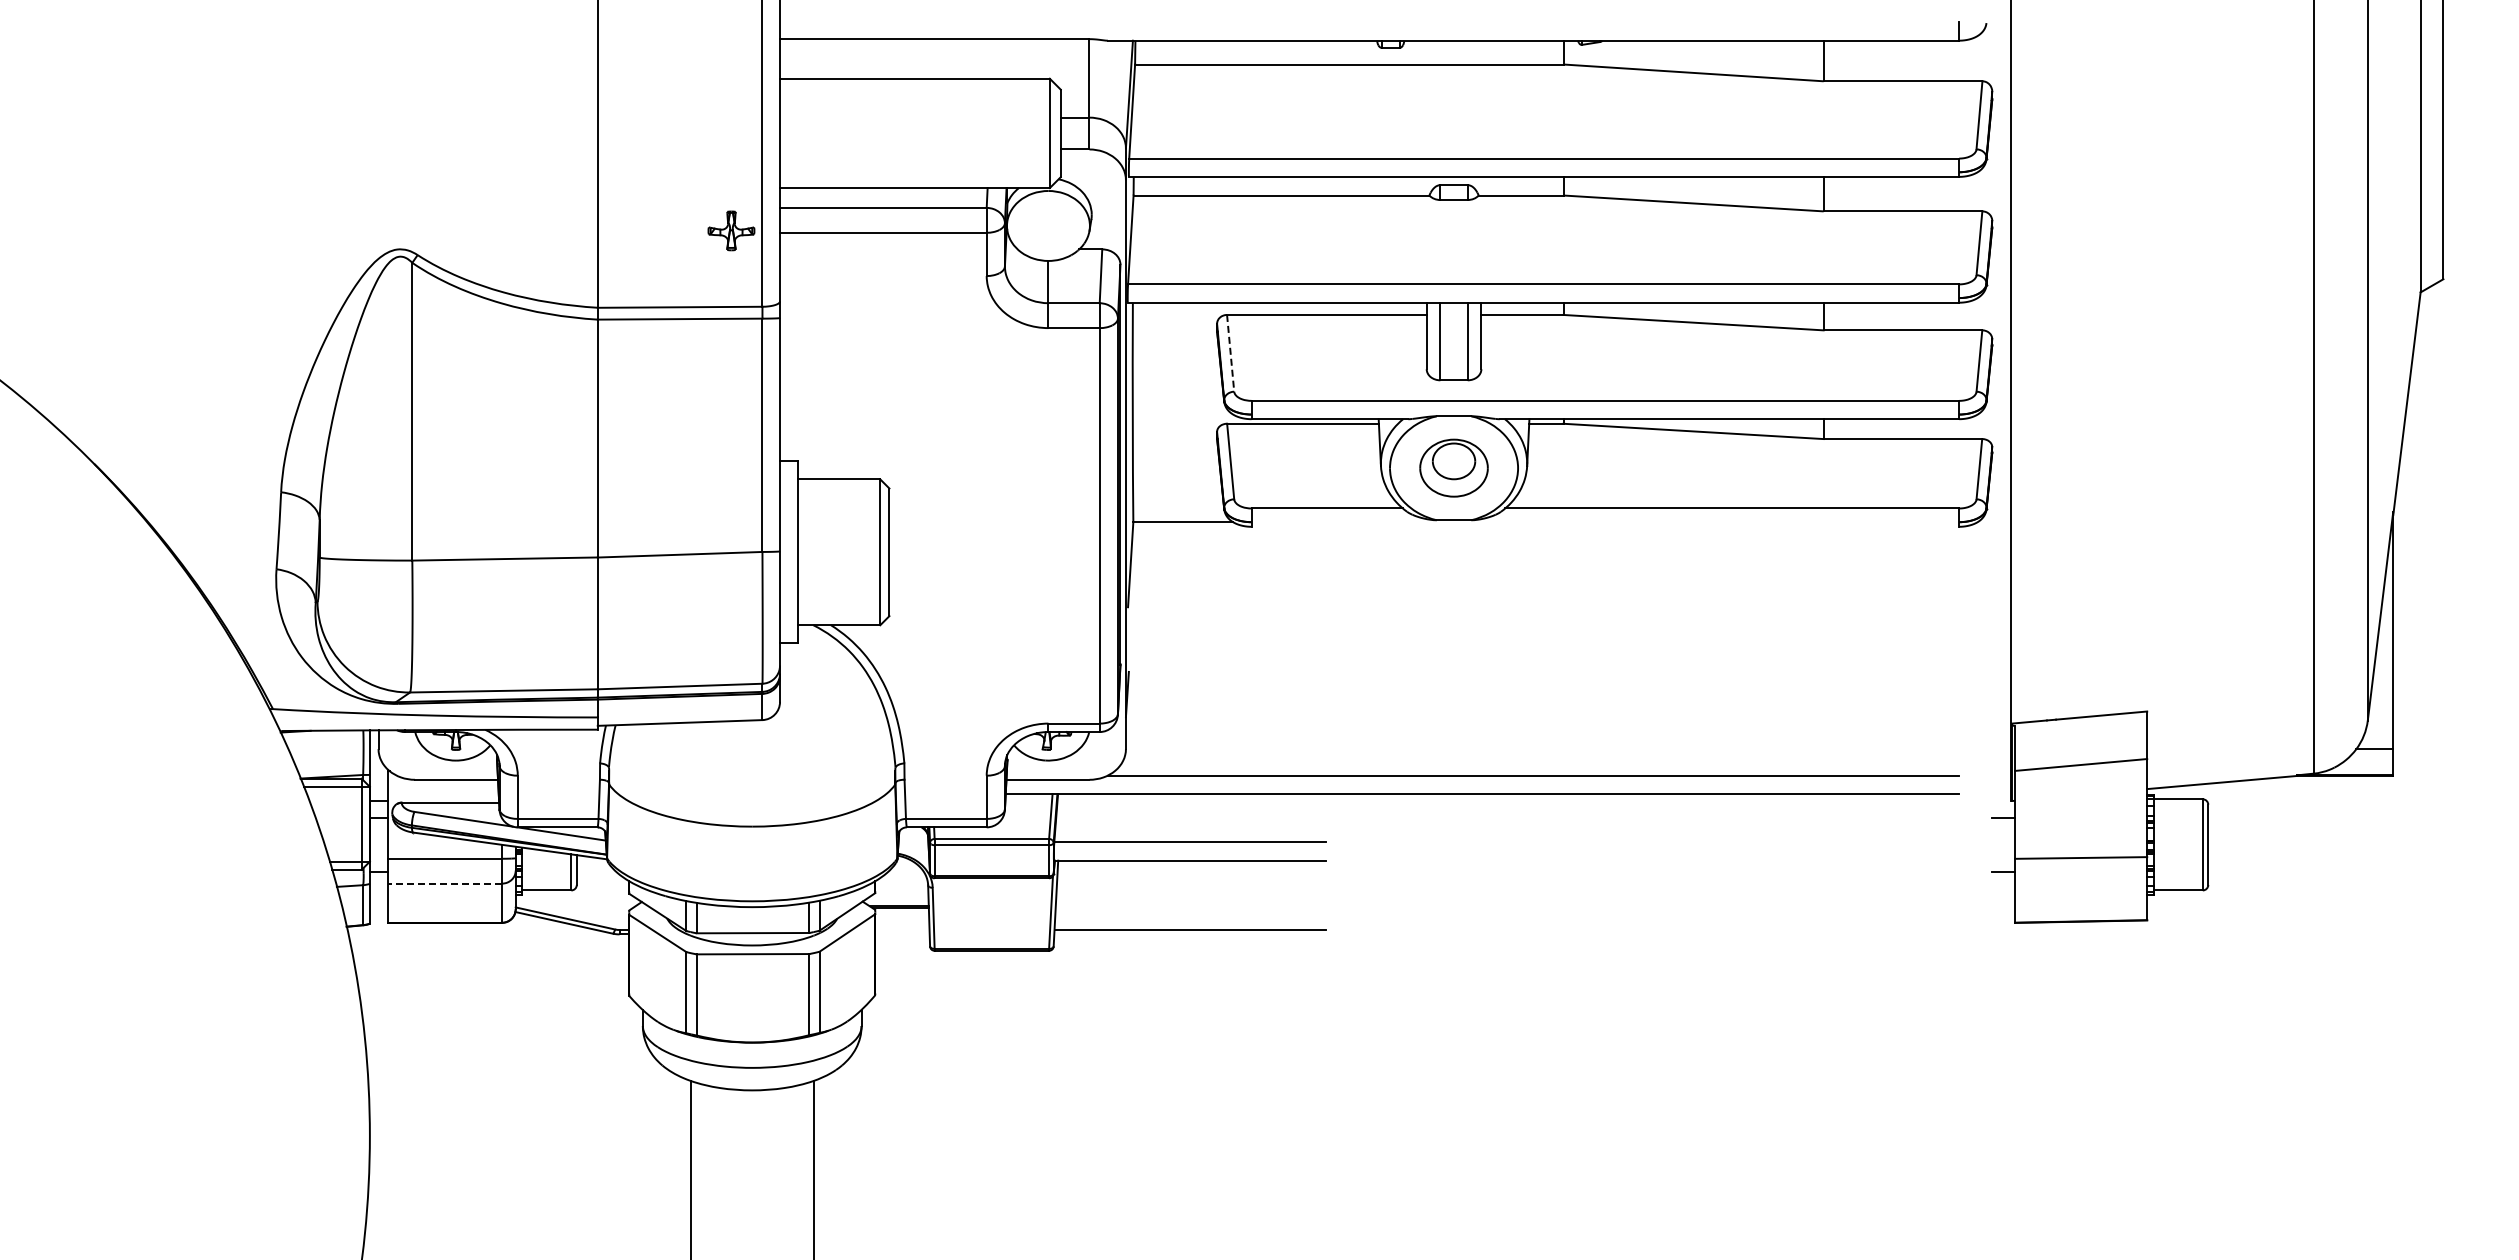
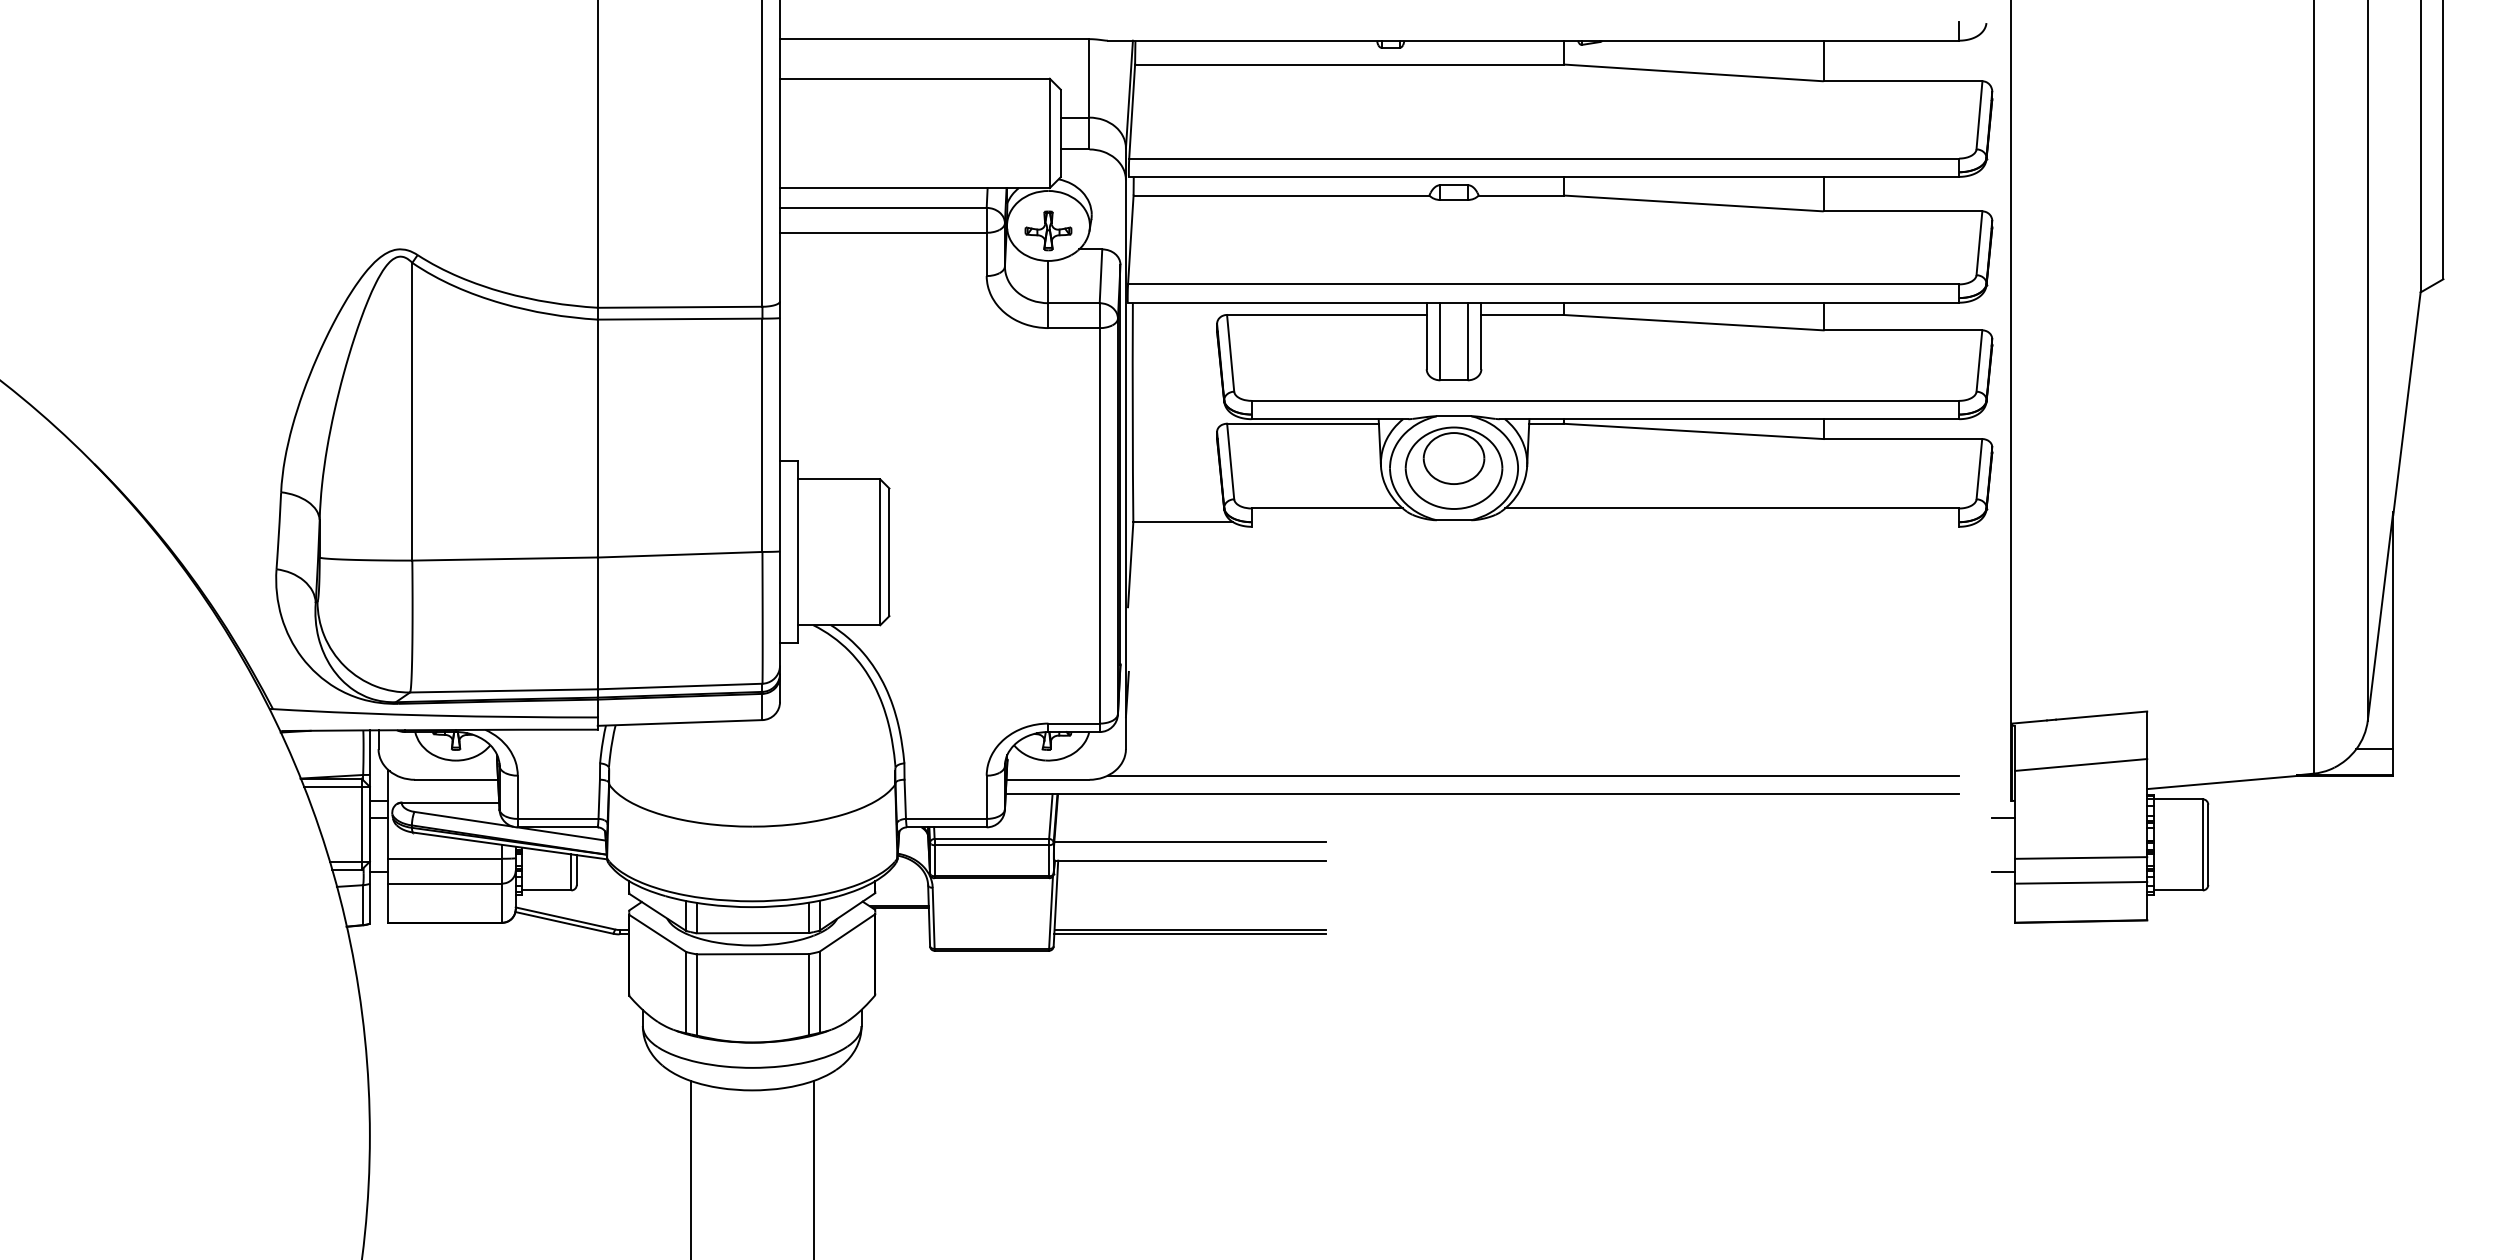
part position: (731, 230) -> (1048, 230) (1048, 230)
line: dashed -> solid (1230, 353)
part size: 70x60 px -> 100x84 px (1453, 467)
line: none -> present (2081, 882)
line: dashed -> solid (445, 883)
line: none -> present (1190, 934)
